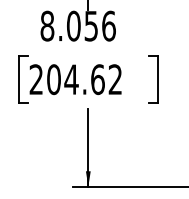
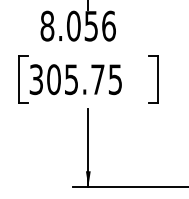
text: 204.62 -> 305.75 (75, 79)
